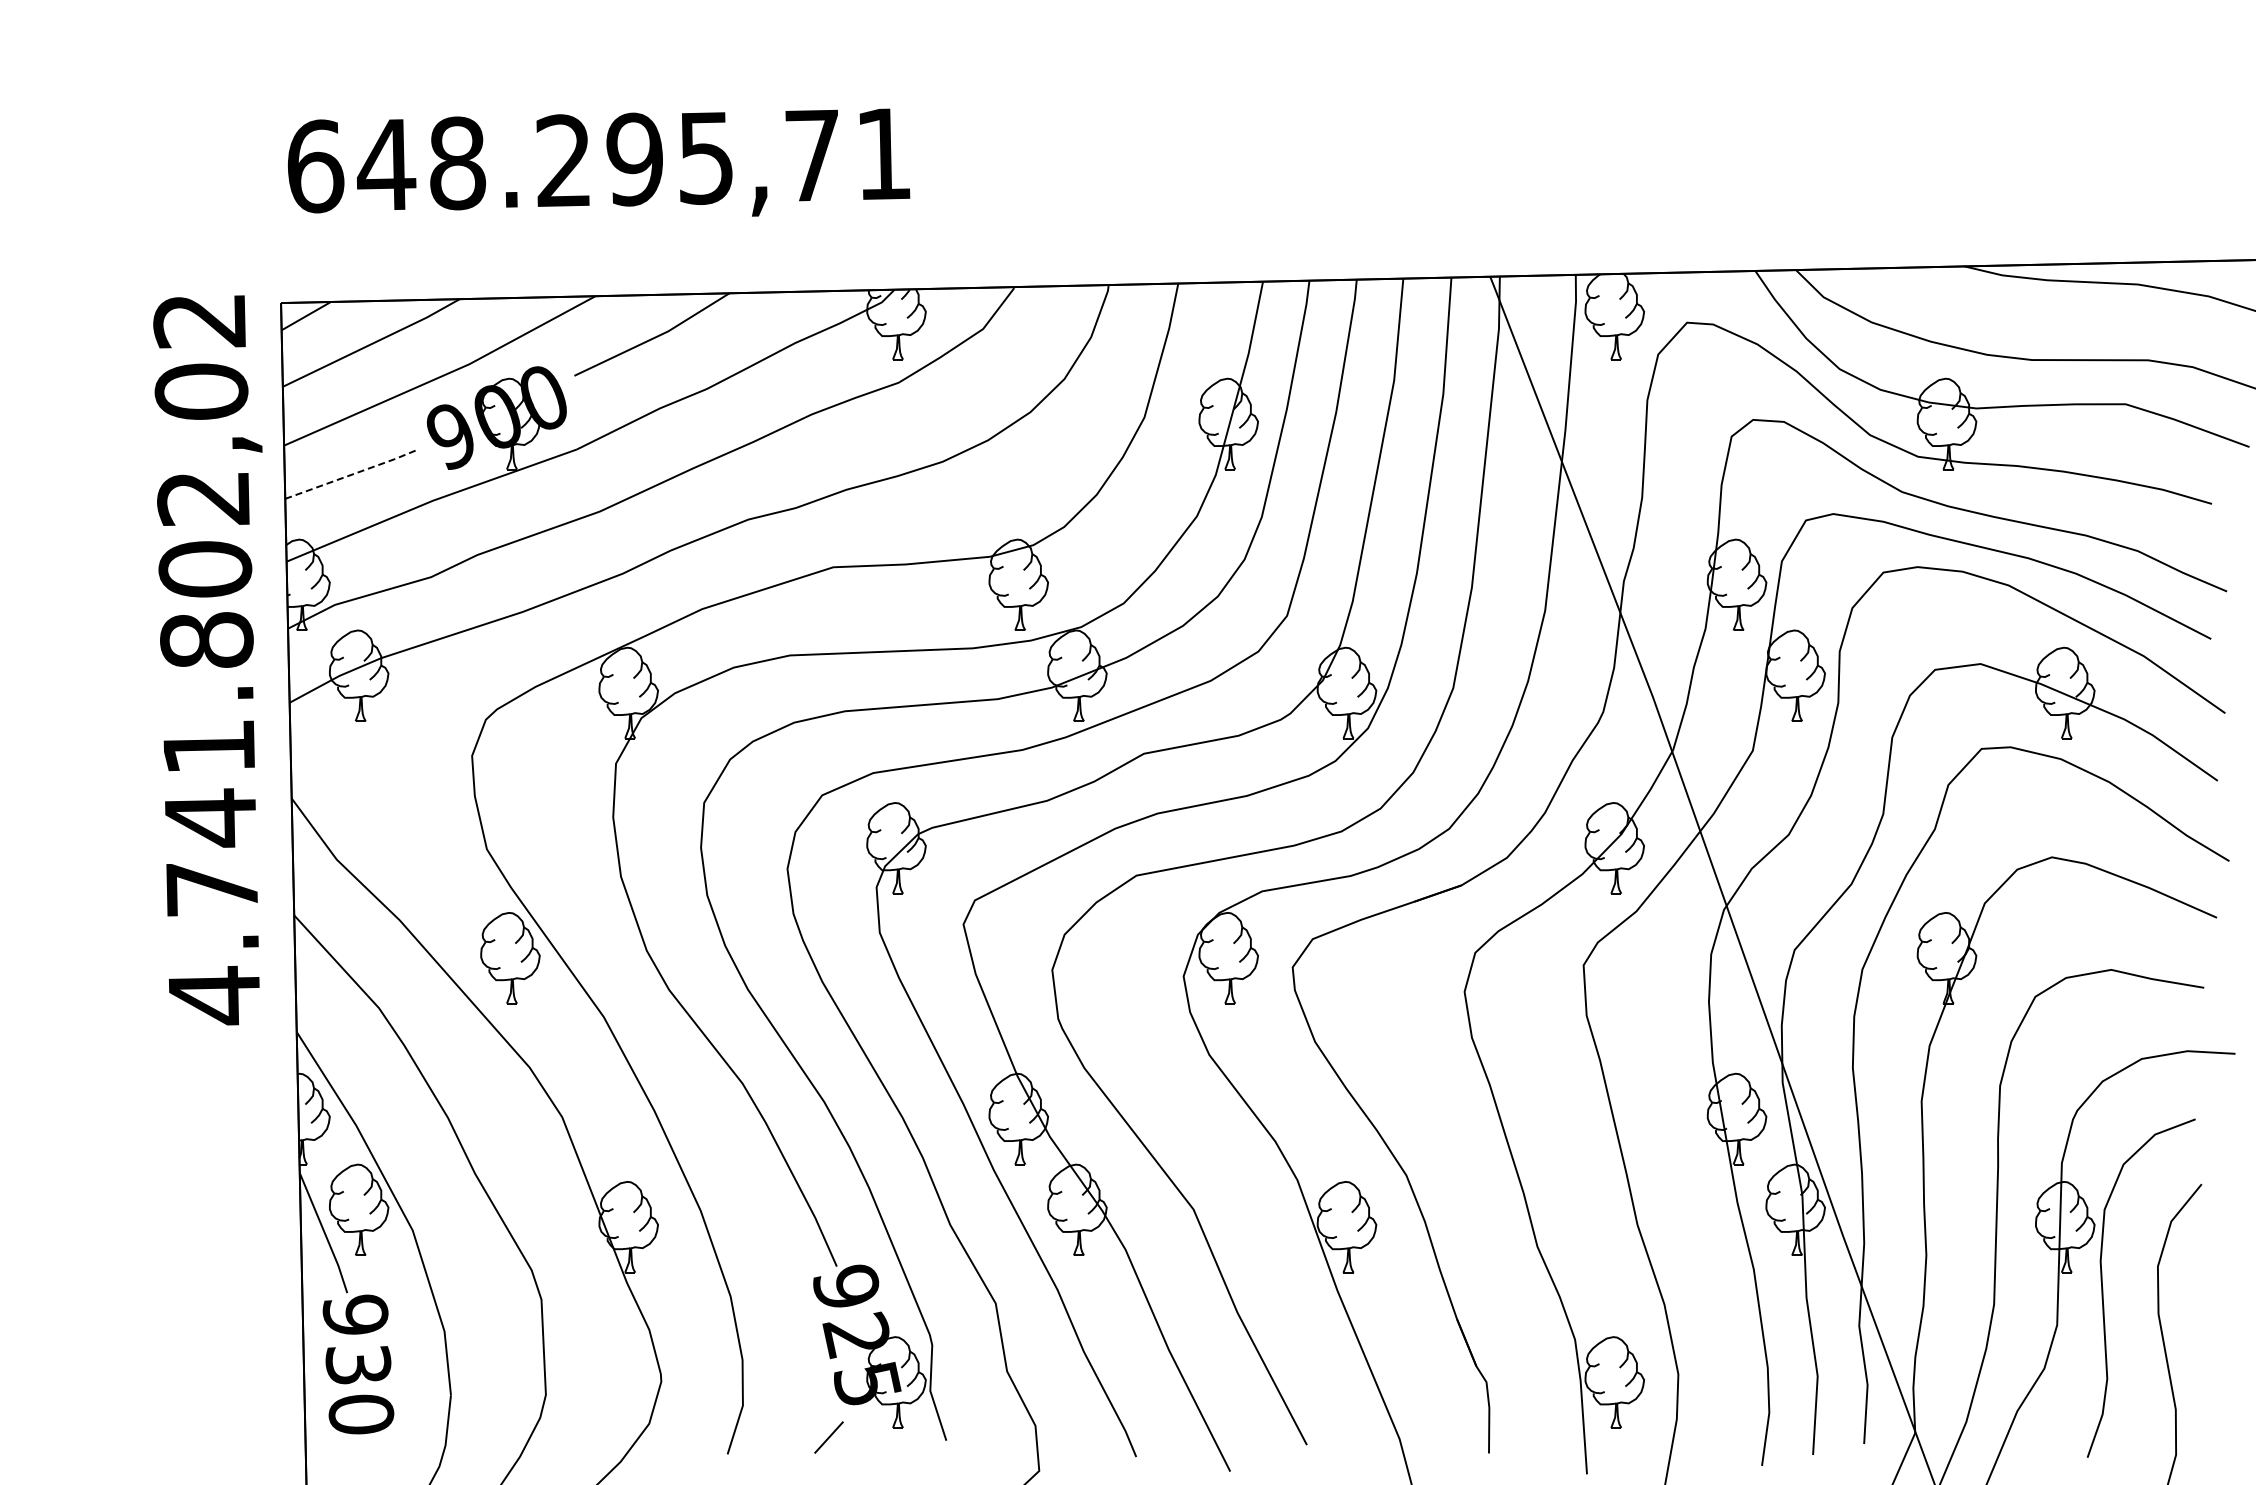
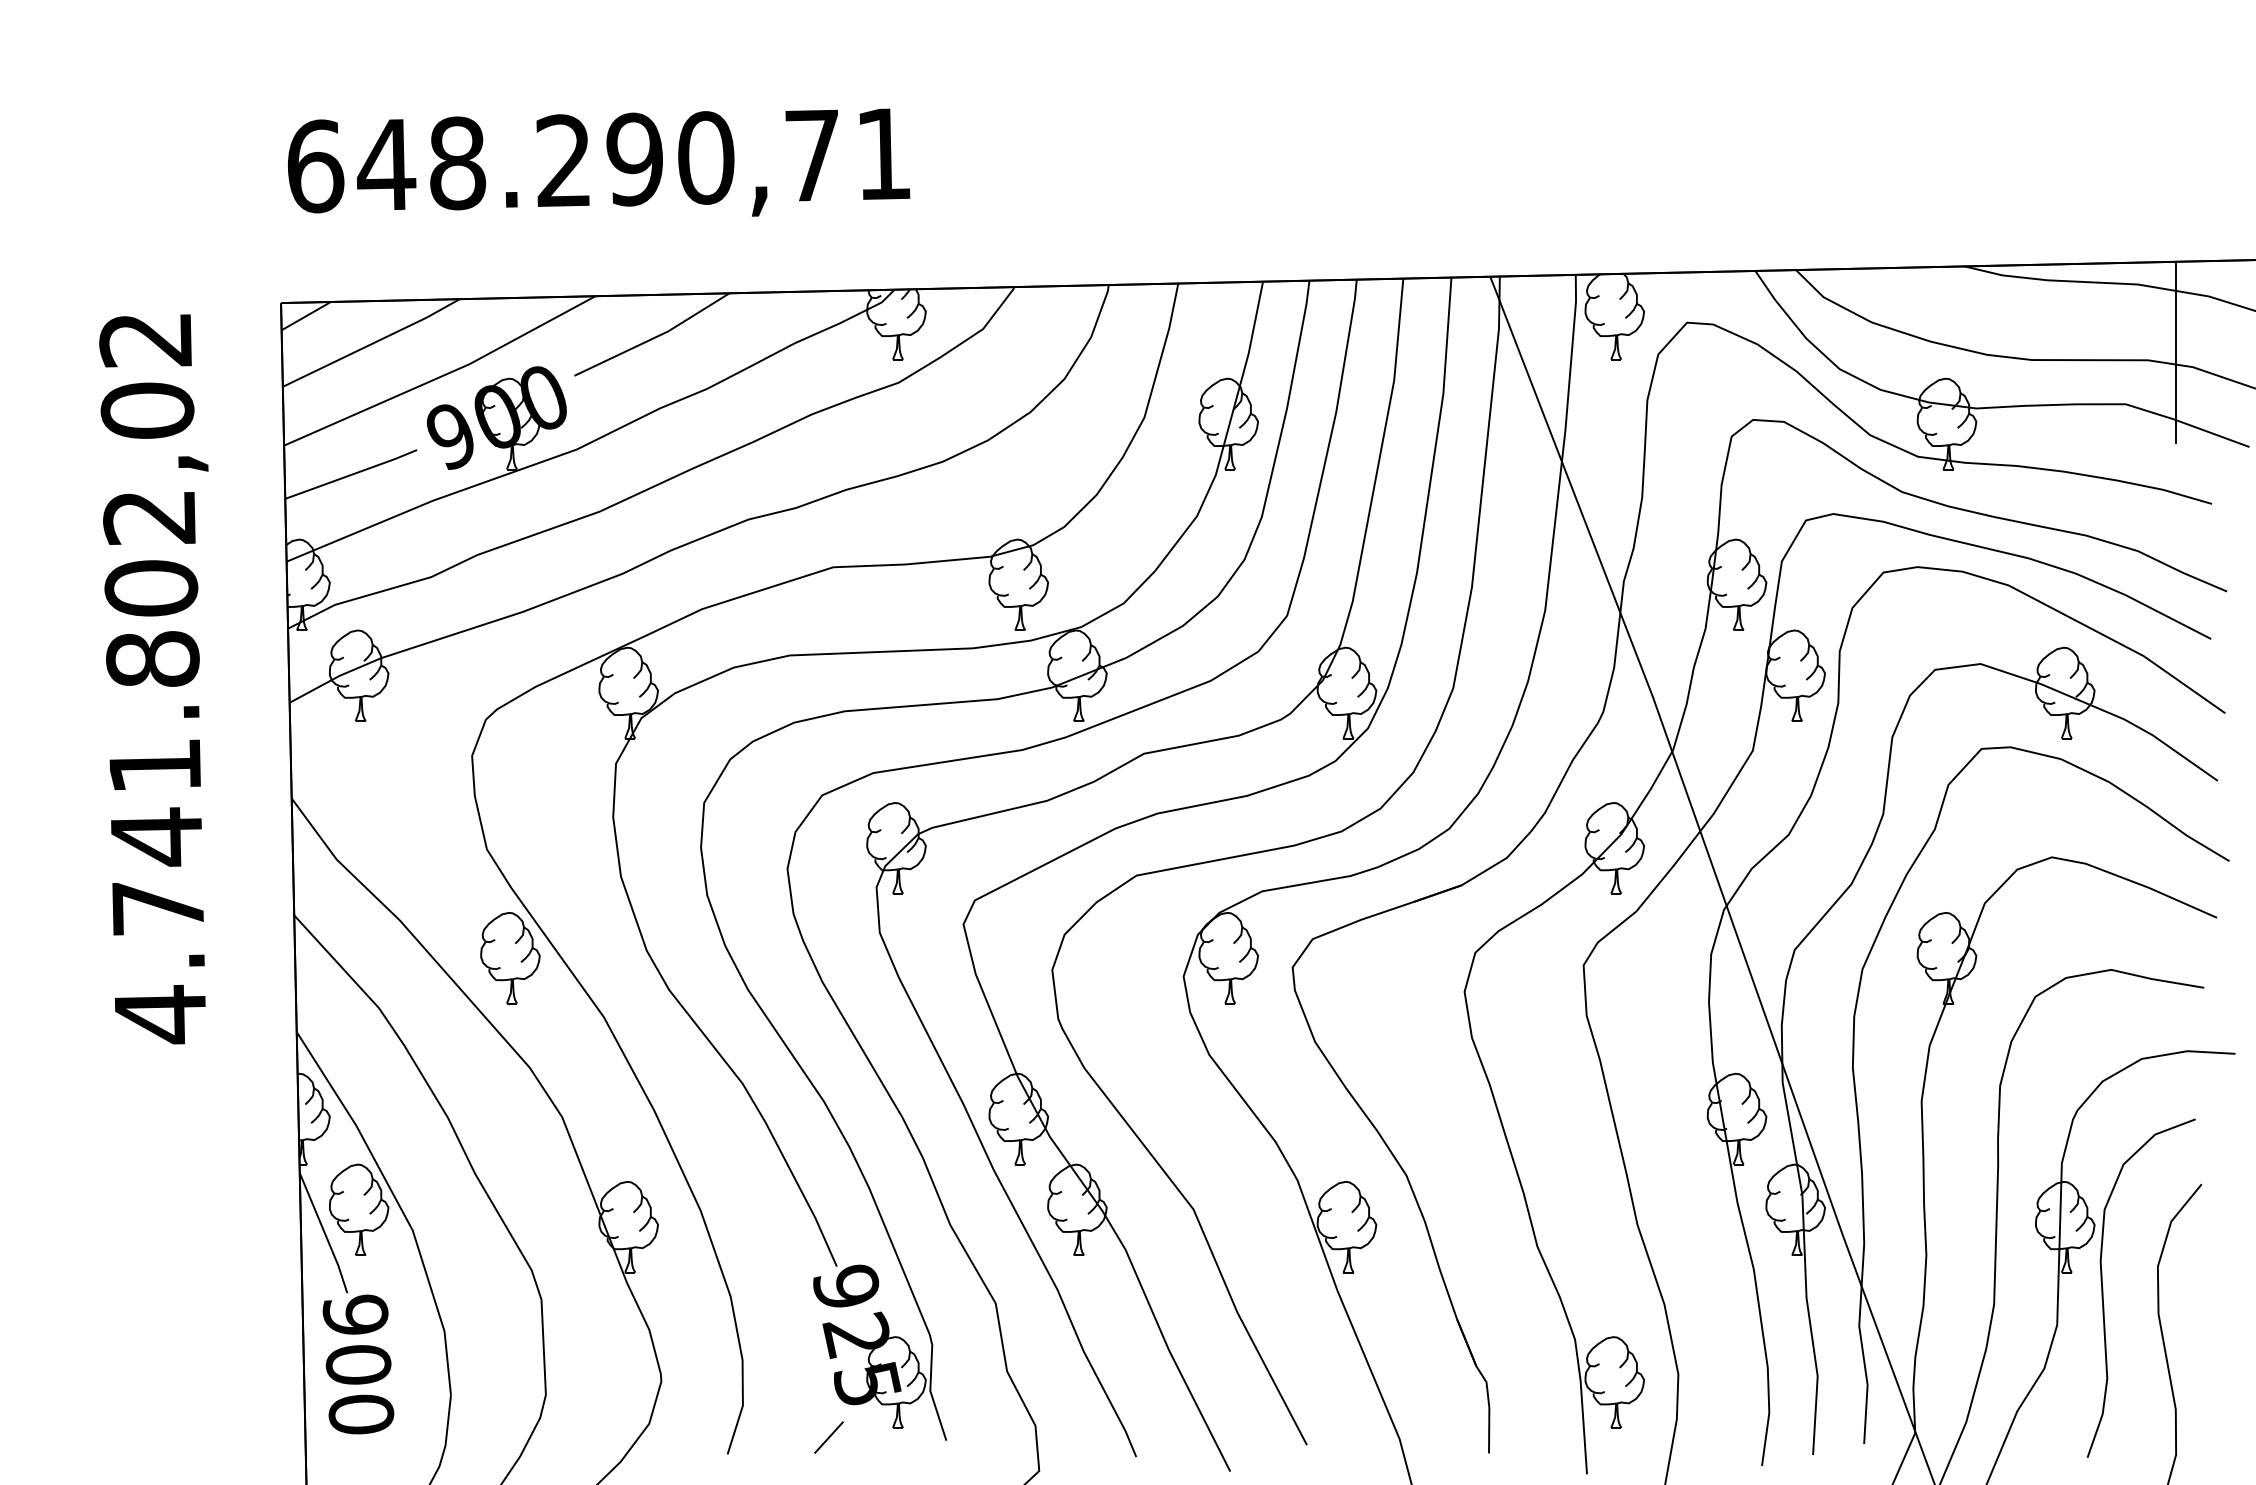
text: 648.295,71 -> 648.290,71 (706, 158)
line: none -> present (2176, 351)
line: dashed -> solid (352, 474)
text position: (207, 660) -> (153, 679) (153, 679)
text: 930 -> 900 (358, 1364)
